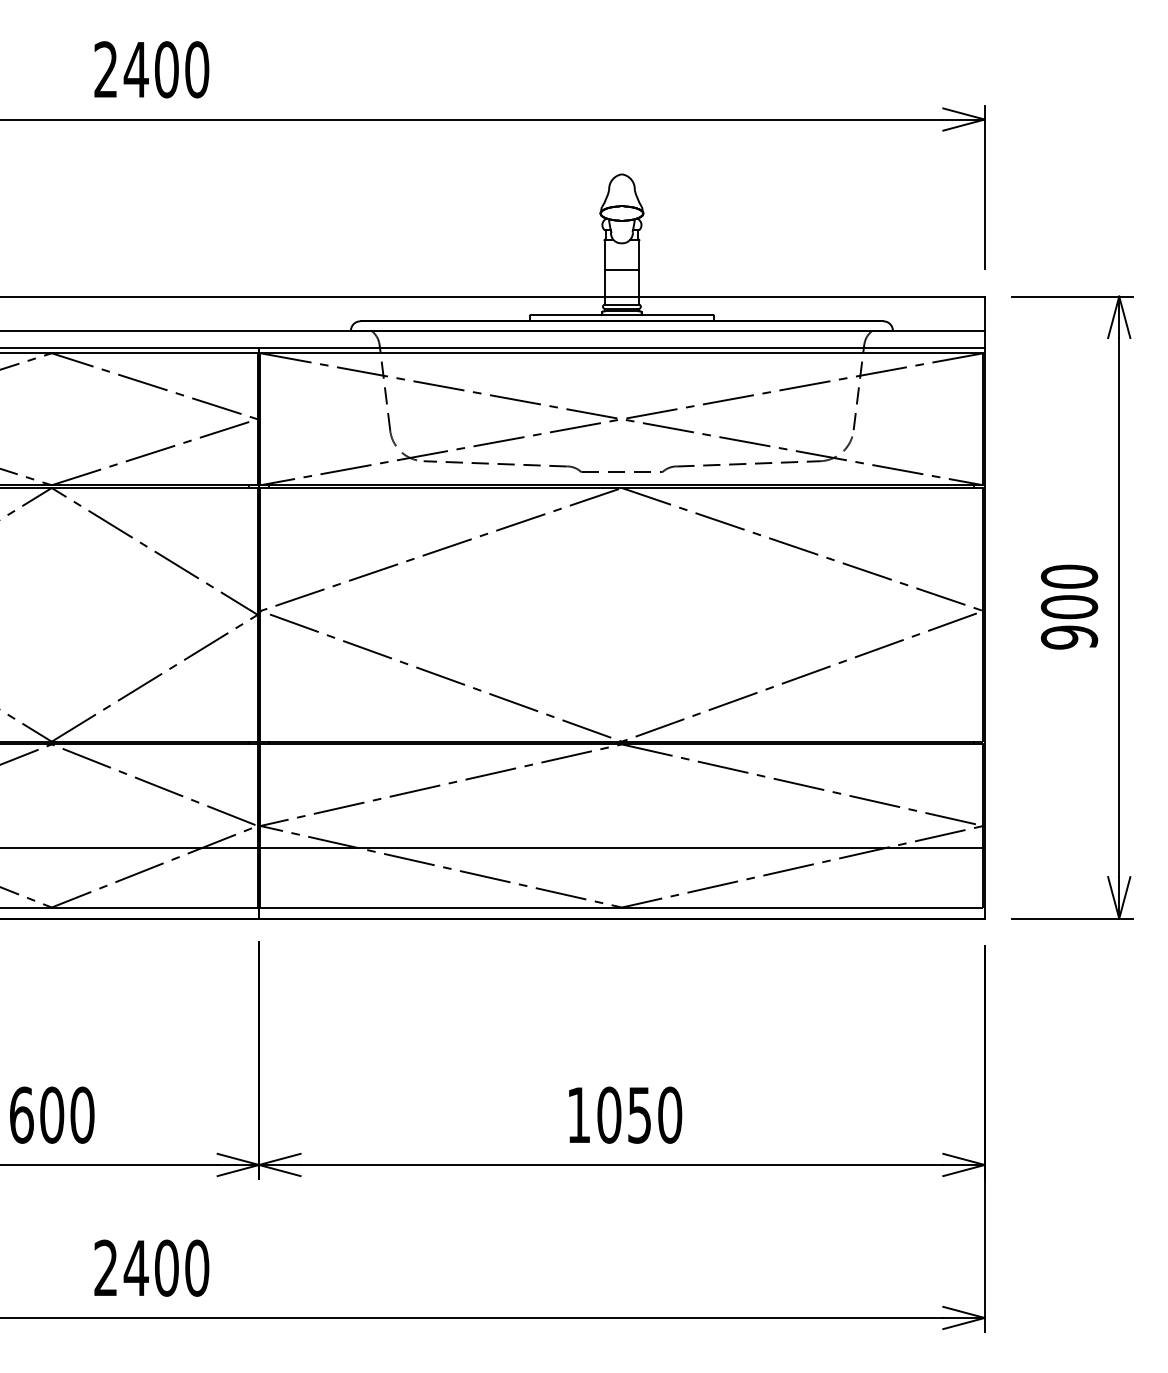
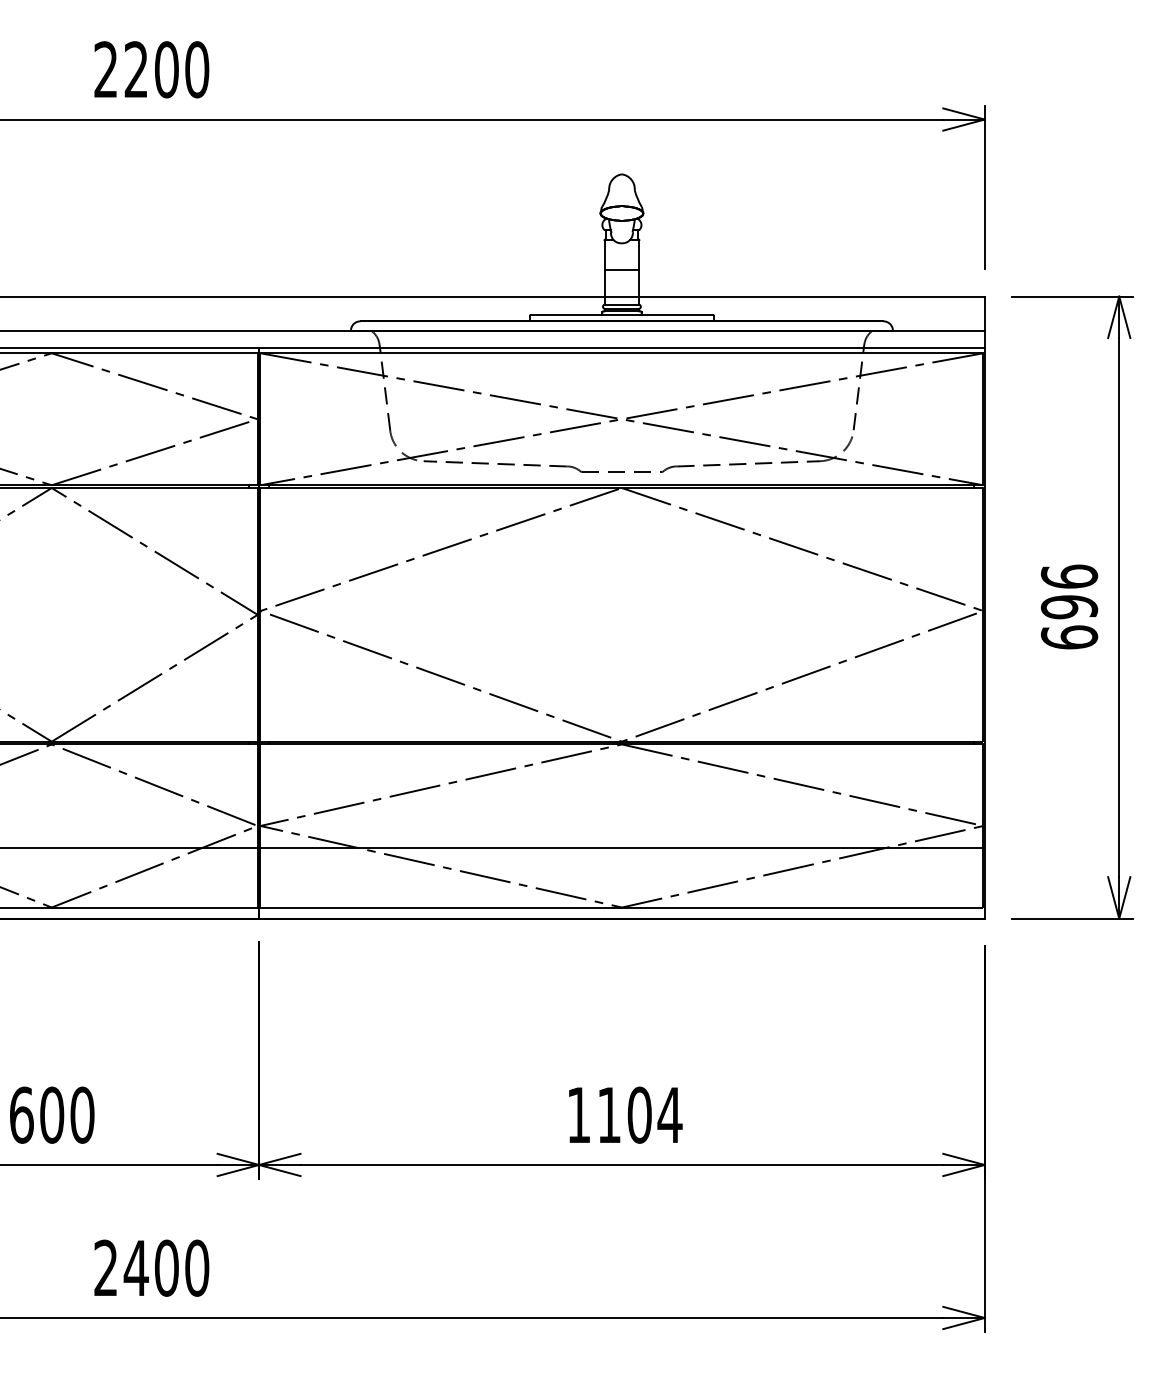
text: 2400 -> 2200 (135, 69)
text: 900 -> 696 (1069, 606)
text: 1050 -> 1104 (639, 1114)
